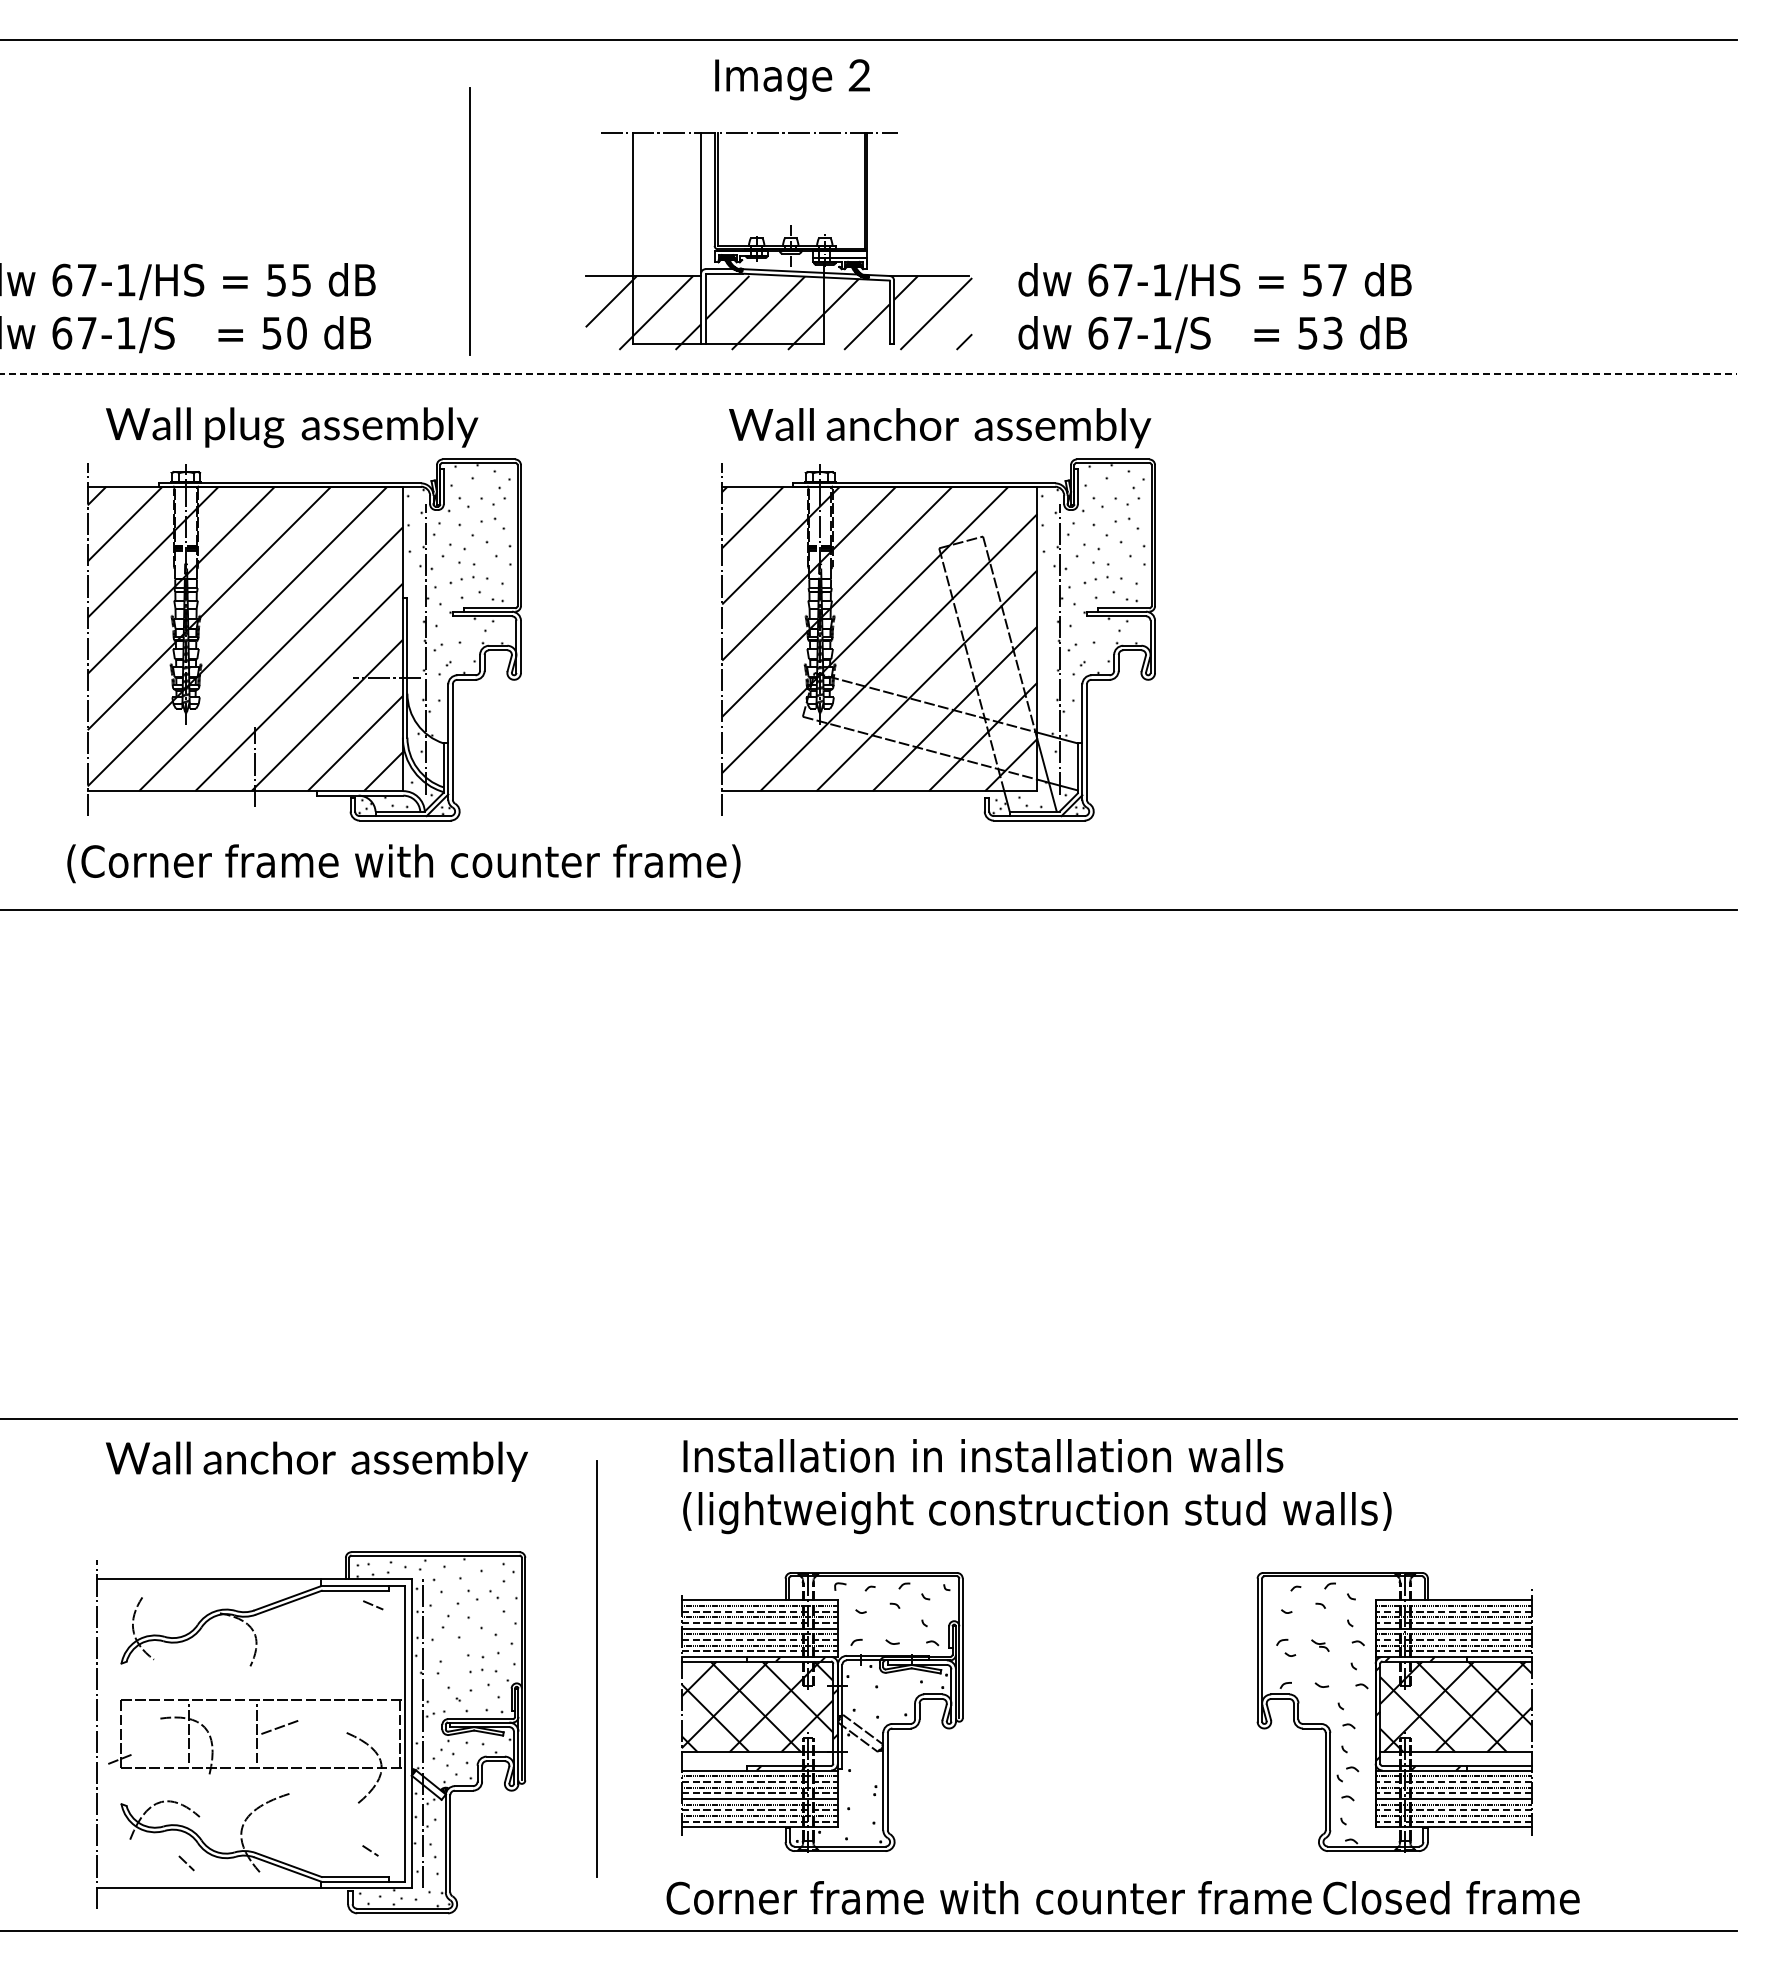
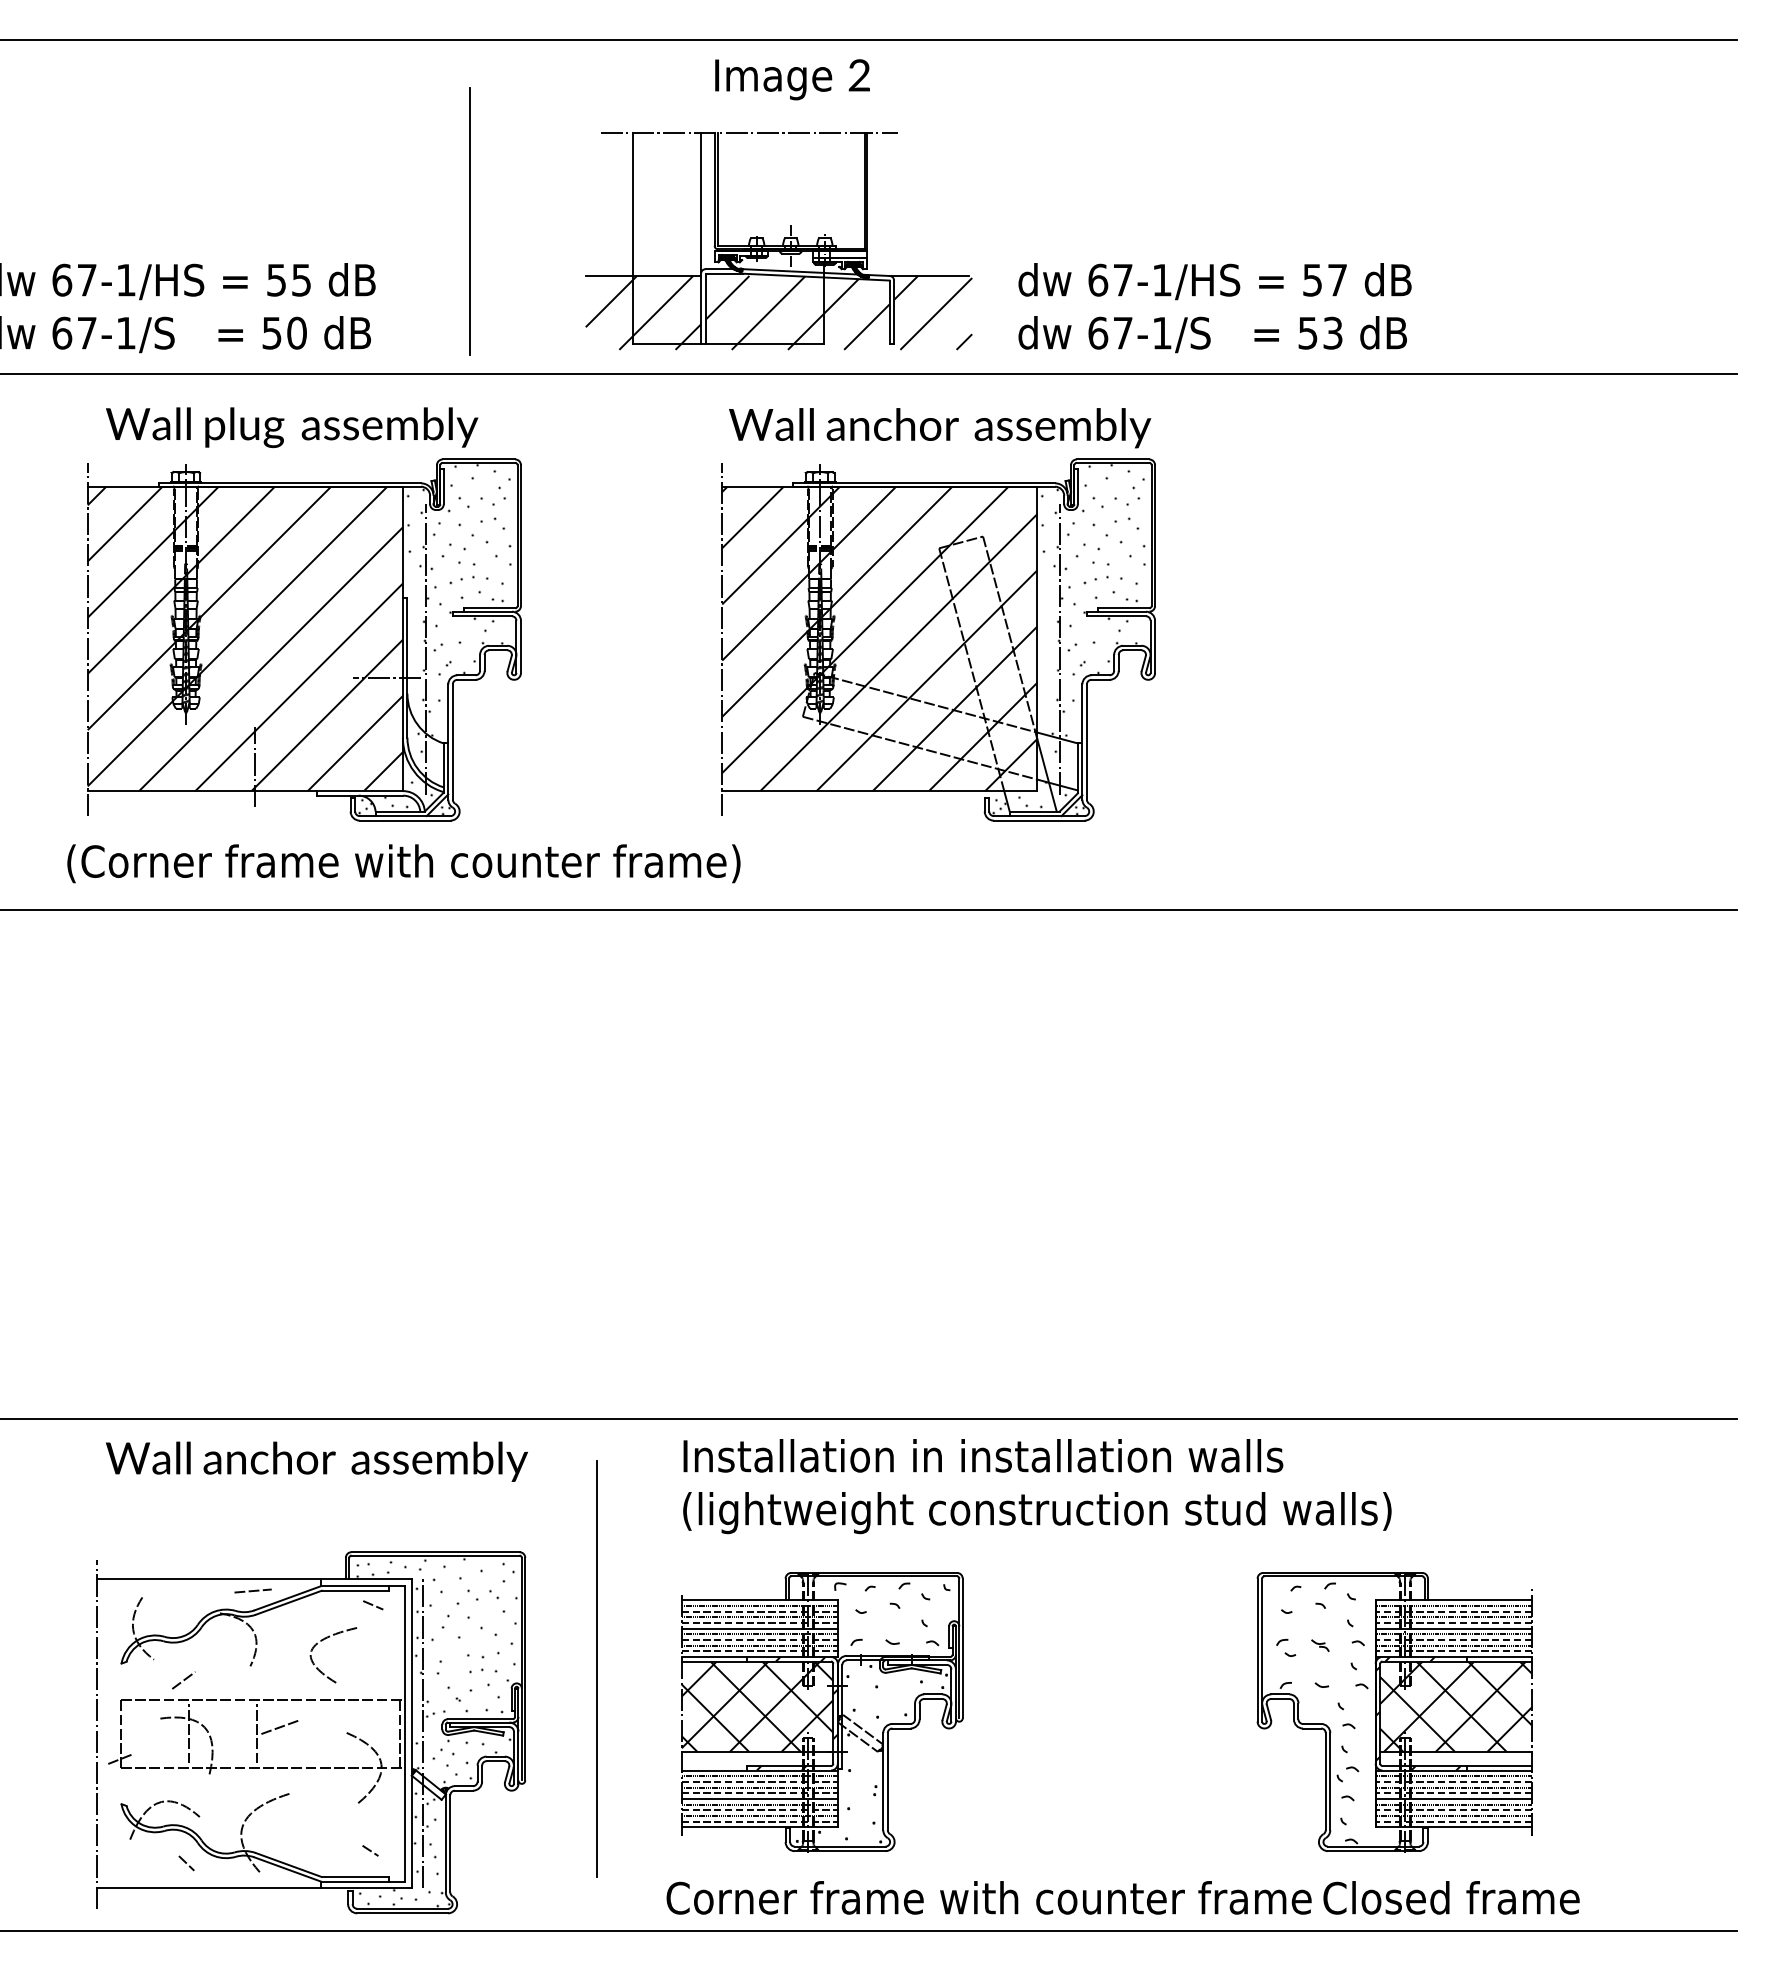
line: dashed -> solid (869, 373)
line: none -> present (252, 1590)
curve: none -> present (322, 1641)
line: none -> present (183, 1679)
